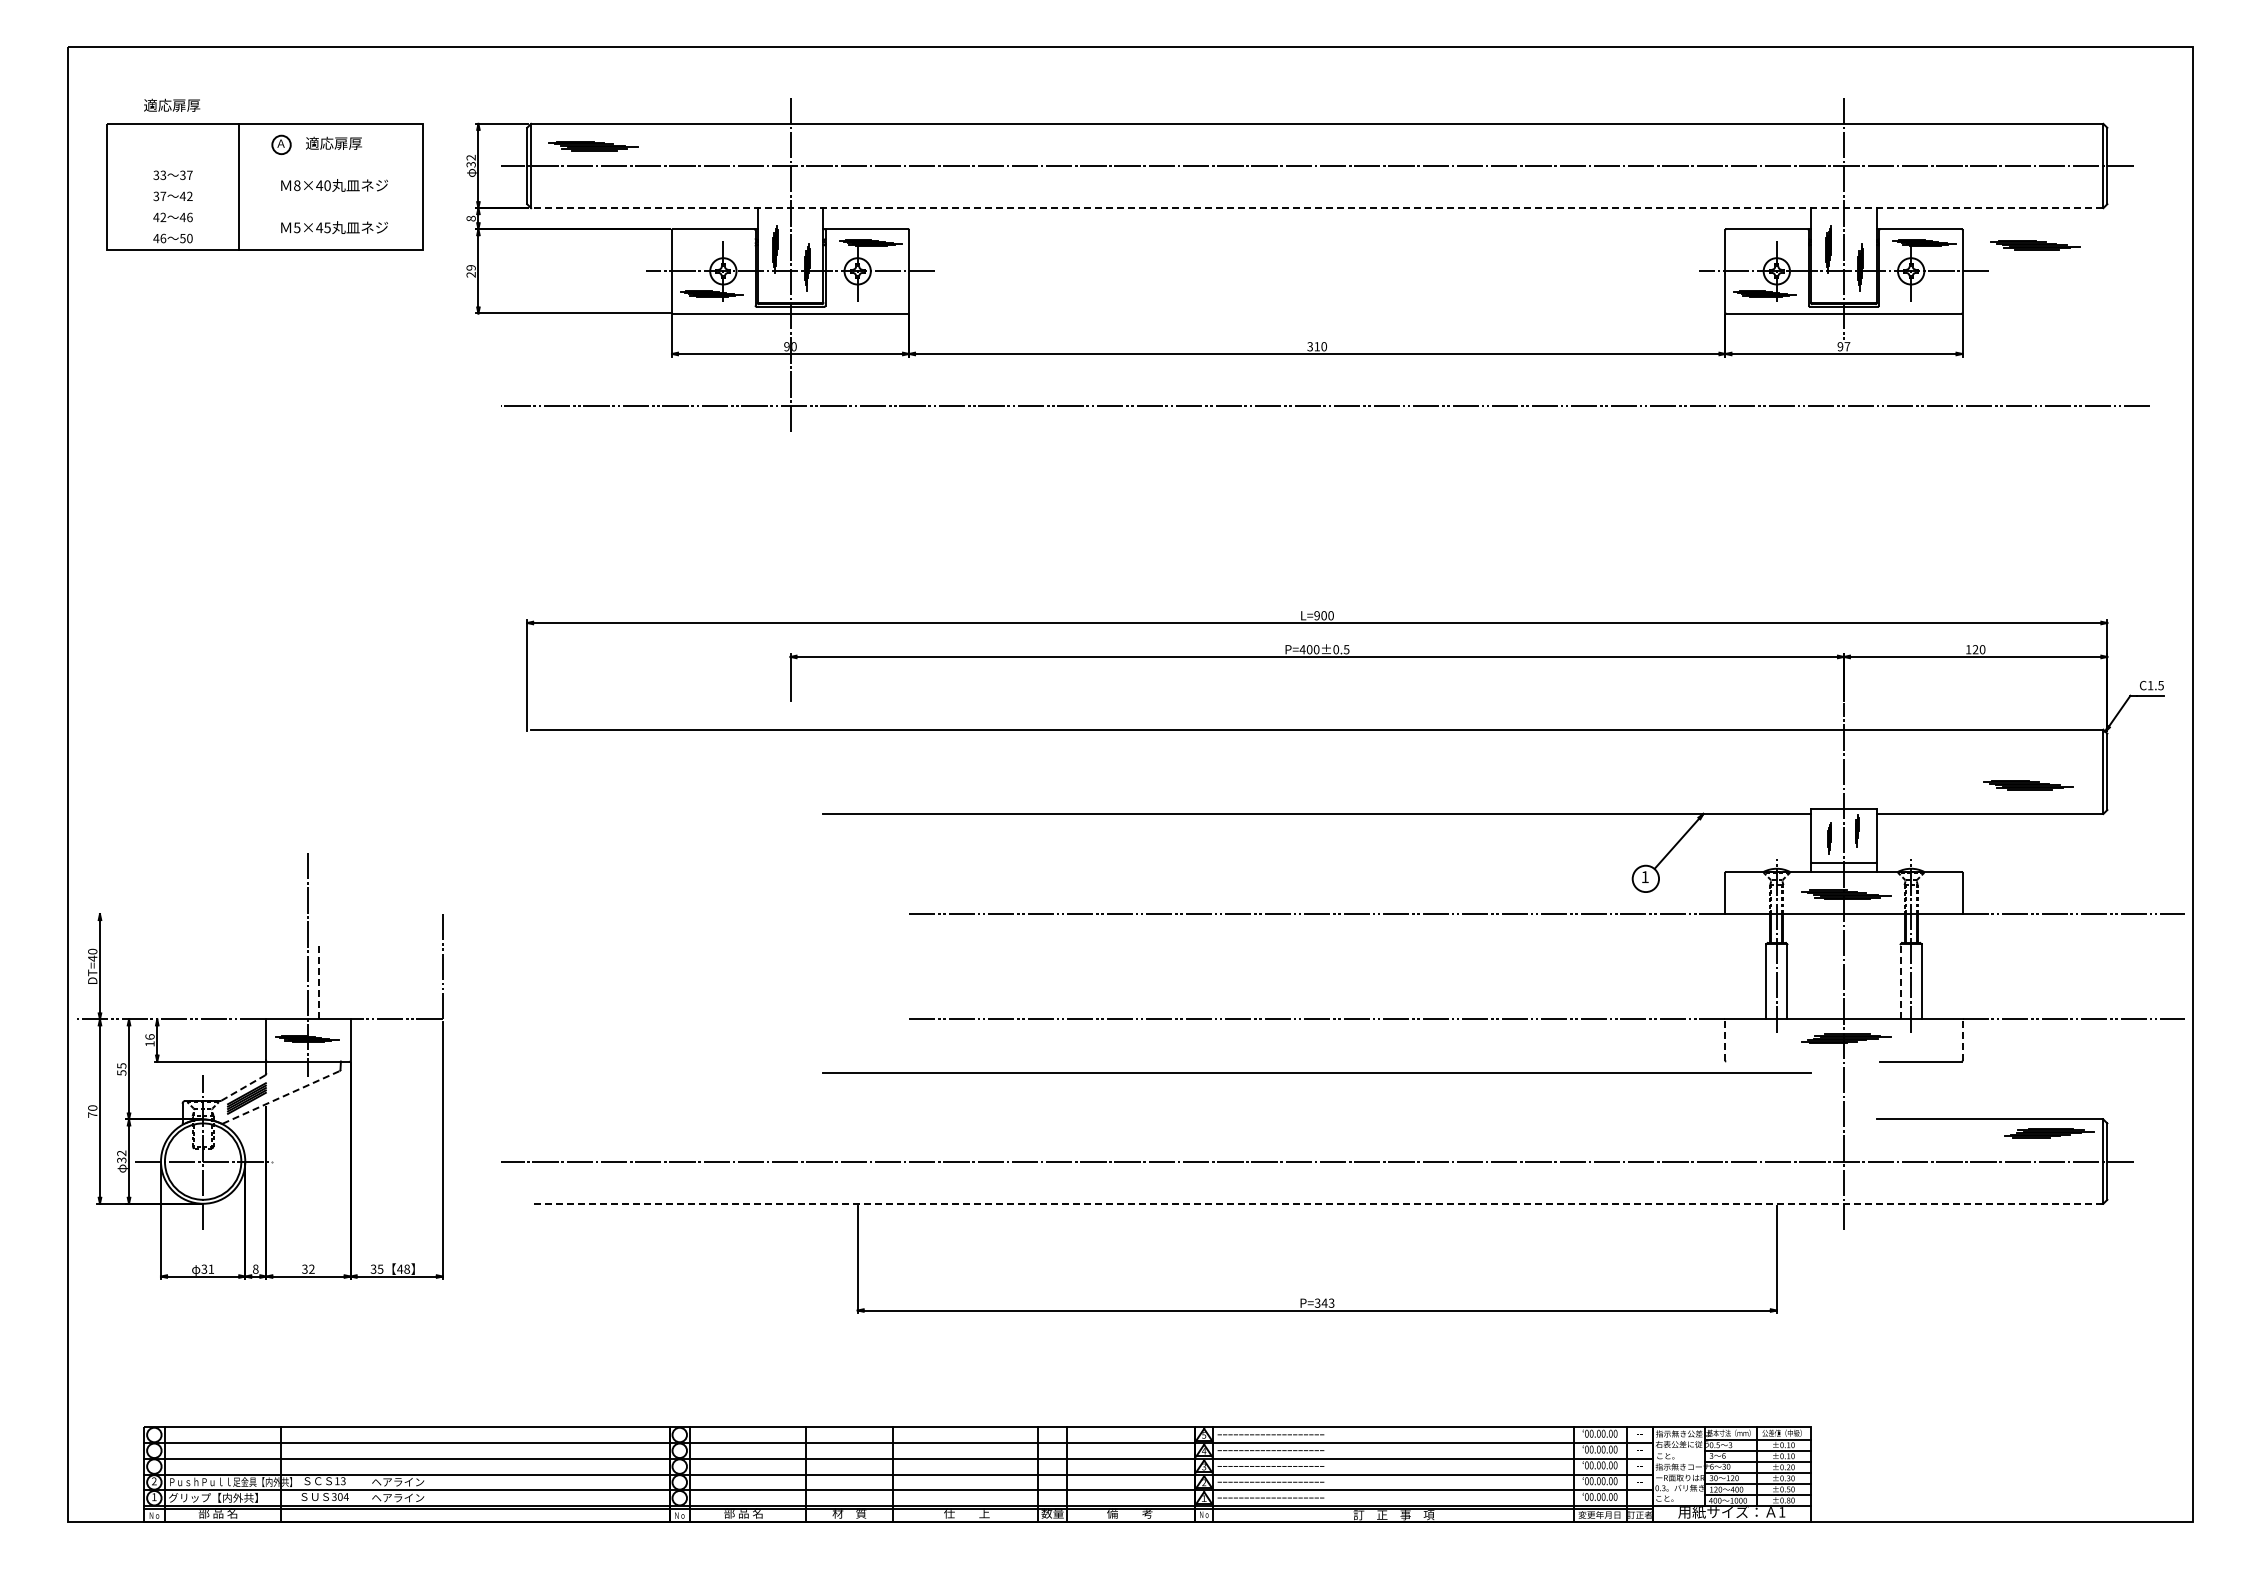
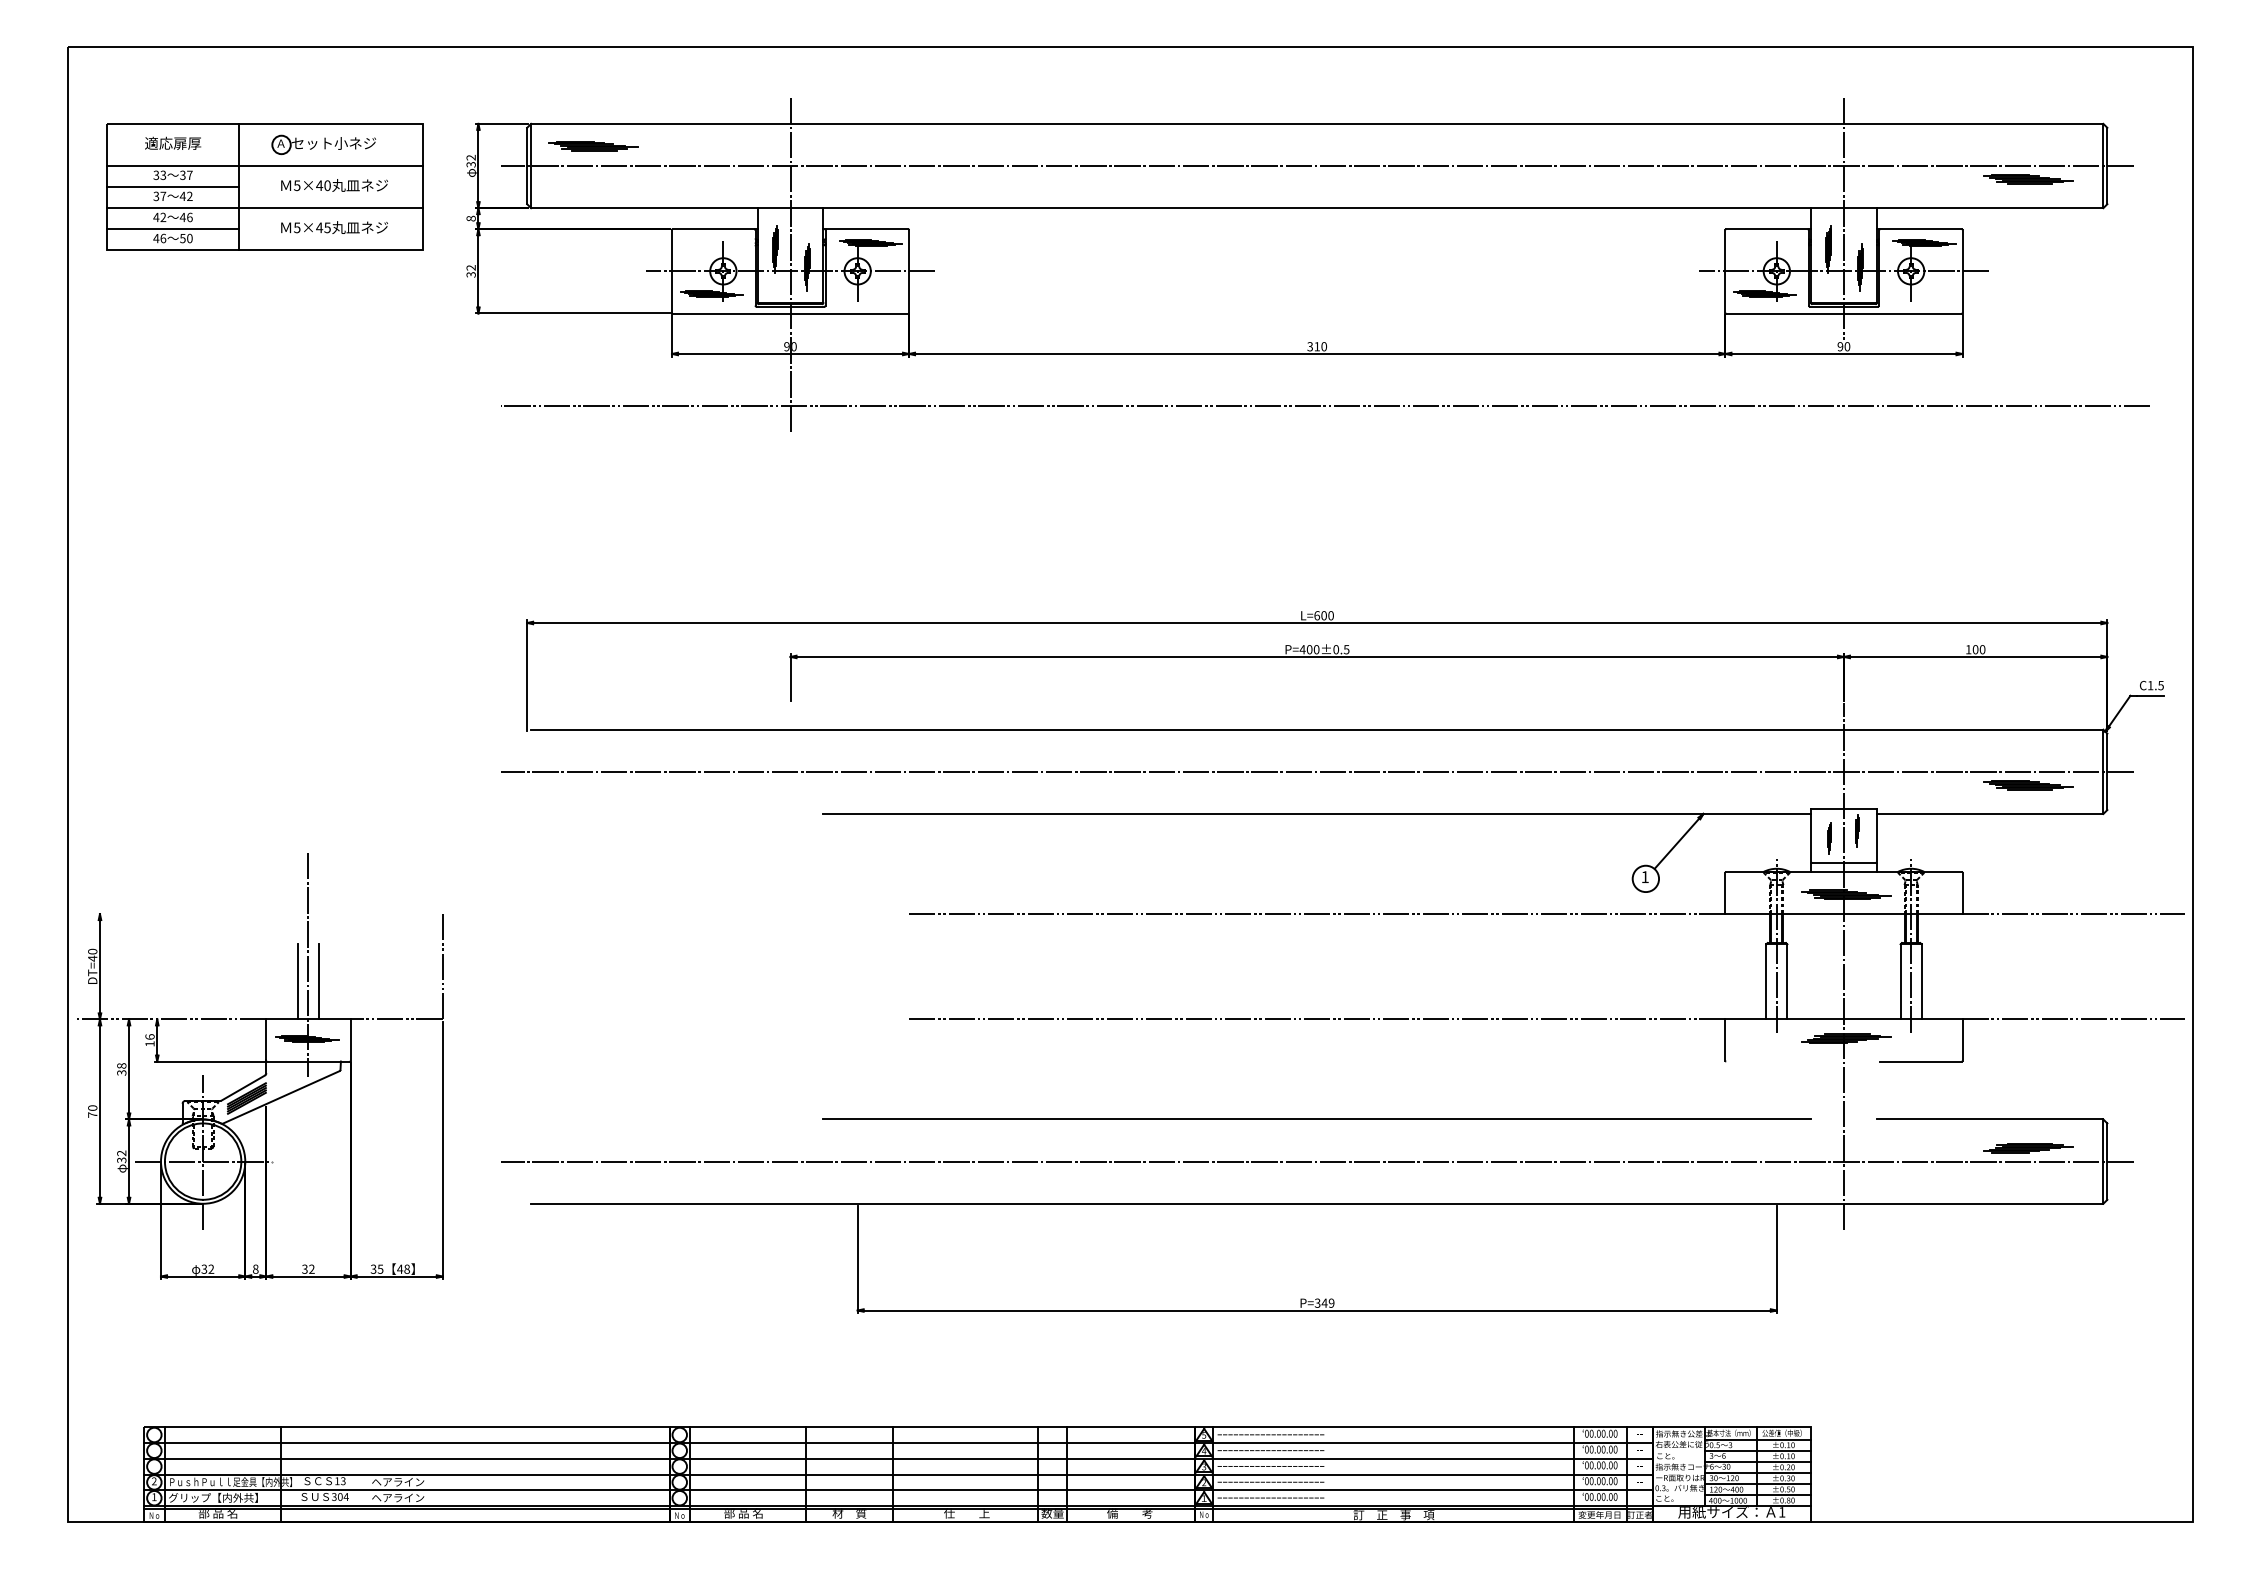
text position: (172, 104) -> (173, 142) (173, 142)
text: 適応扉厚 -> セット小ネジ (334, 142)
line: none -> present (265, 166)
text: 8×40 -> 5×40 (297, 185)
line: none -> present (173, 187)
line: none -> present (265, 208)
line: dashed -> solid (1316, 208)
line: none -> present (173, 229)
part position: (2035, 245) -> (2028, 179) (2028, 179)
text: 29 -> 32 (471, 271)
text: 97 -> 90 (1847, 346)
text: L=900 -> L=600 (1317, 615)
text: 120 -> 100 (1975, 649)
line: none -> present (1316, 771)
line: none -> present (297, 981)
line: dashed -> solid (319, 981)
line: dashed -> solid (1900, 981)
line: dashed -> solid (1725, 1040)
line: dashed -> solid (1962, 1040)
text: 55 -> 38 (121, 1069)
line position: (1316, 1072) -> (1316, 1118) (1316, 1118)
line: dashed -> solid (243, 1087)
line: dashed -> solid (281, 1097)
part position: (2049, 1133) -> (2028, 1148) (2028, 1148)
line: dashed -> solid (1316, 1203)
text: 31 -> 32 (211, 1268)
text: P=343 -> P=349 (1331, 1302)
